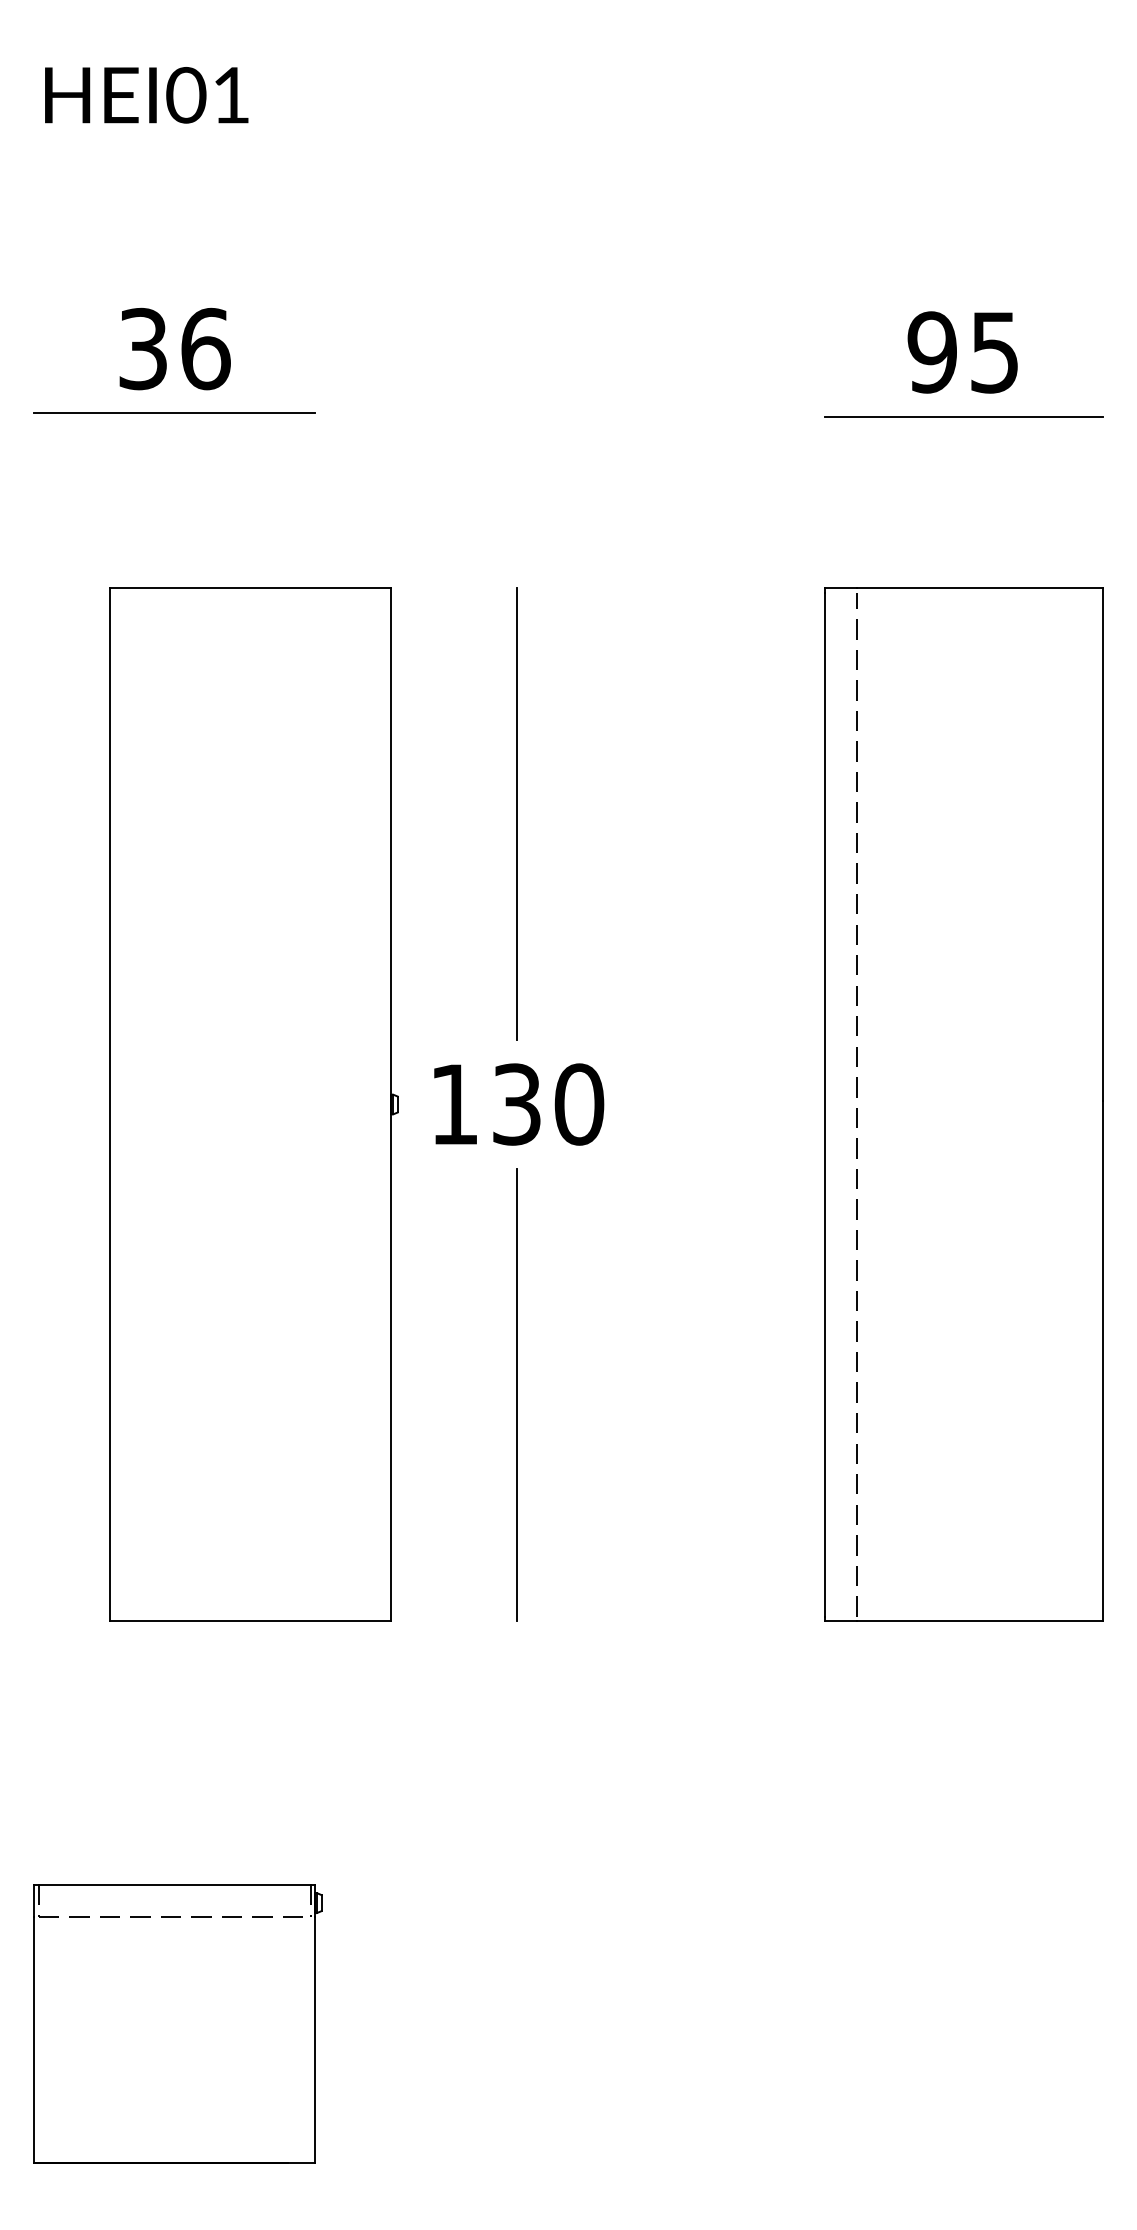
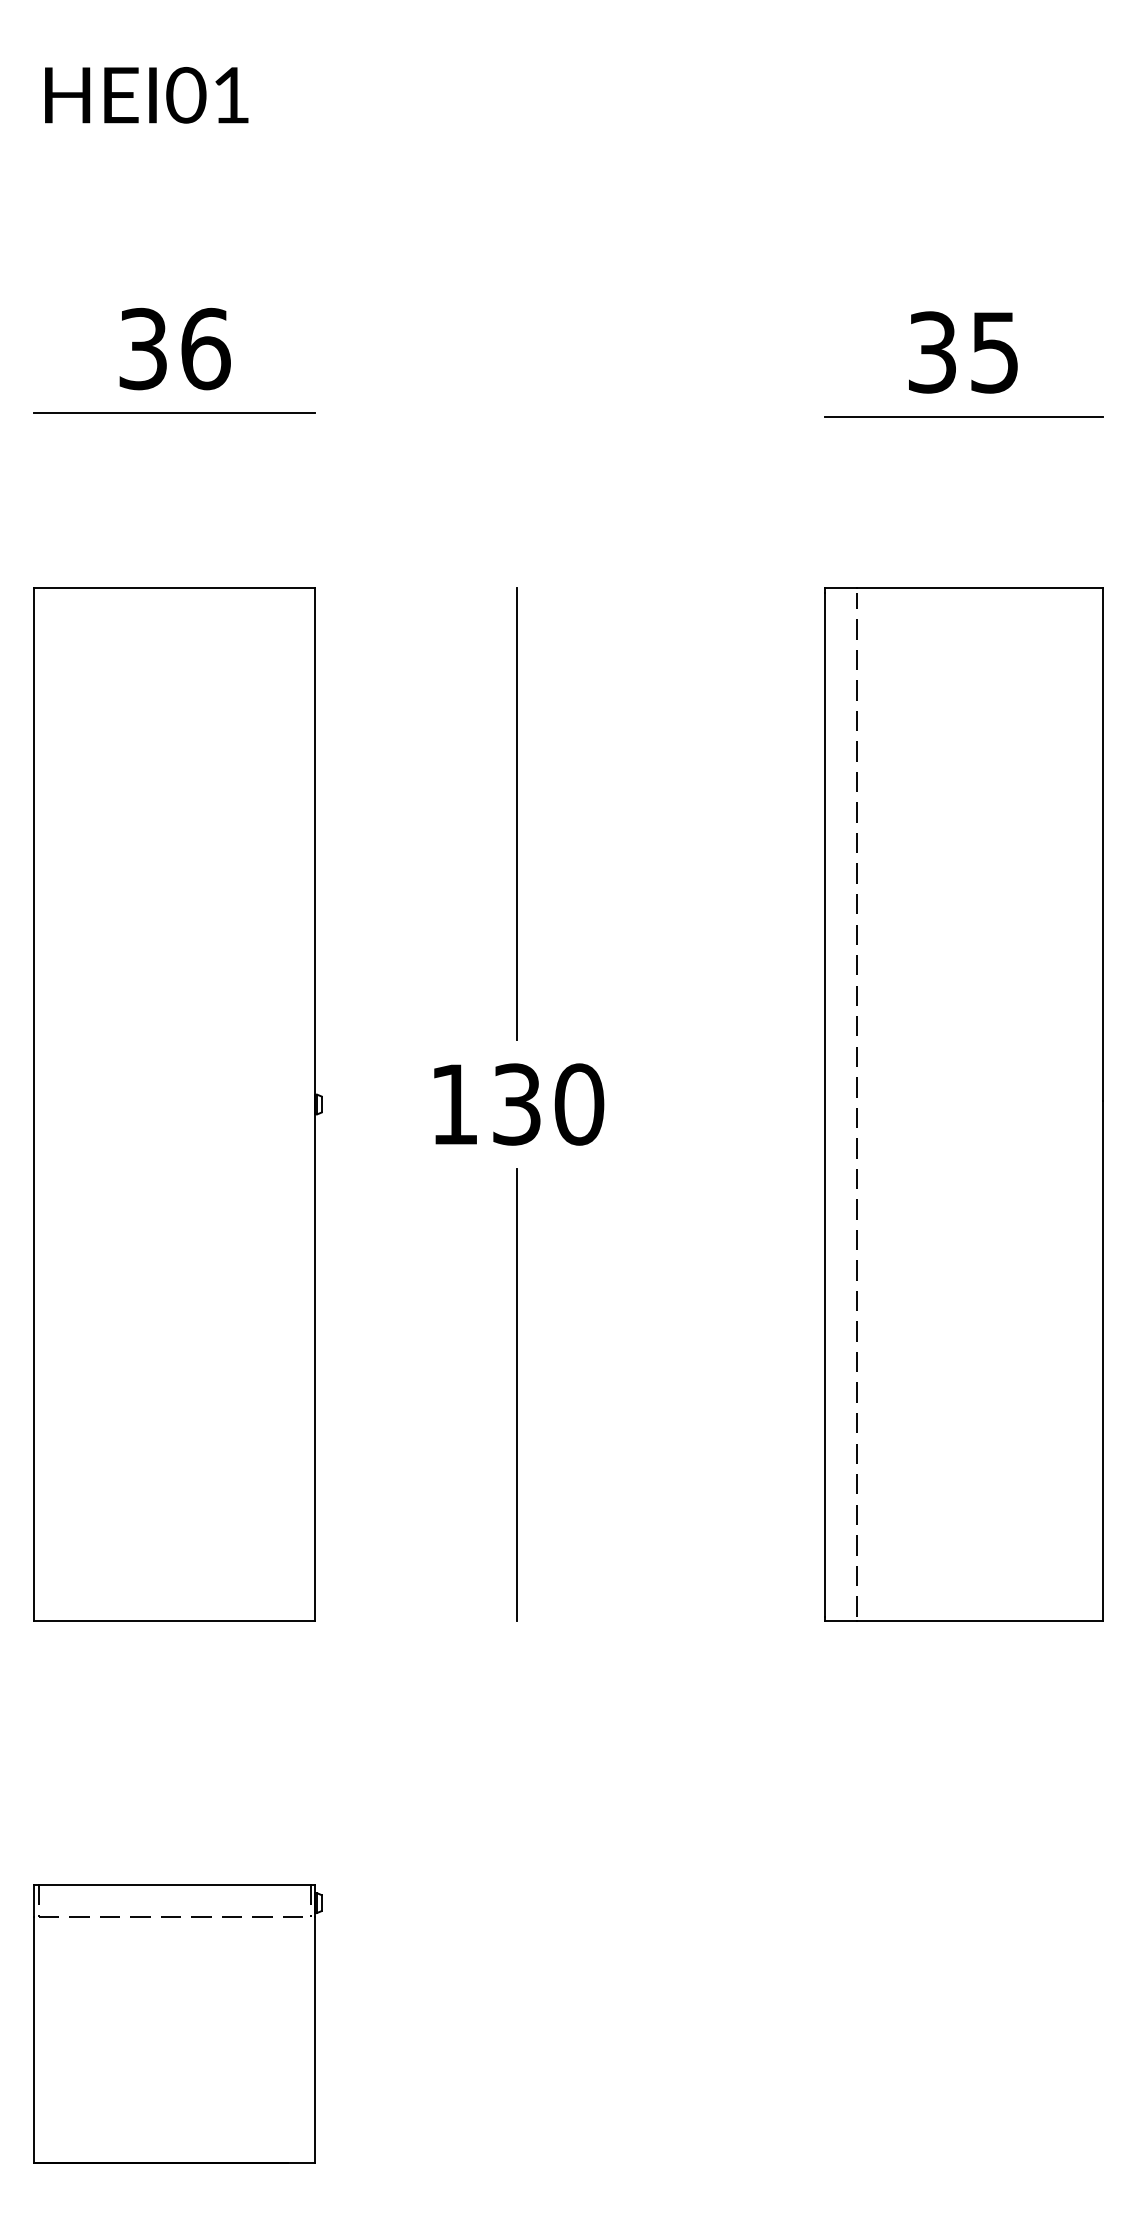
text: 95 -> 35 (931, 352)
part position: (253, 1104) -> (177, 1104) (177, 1104)
